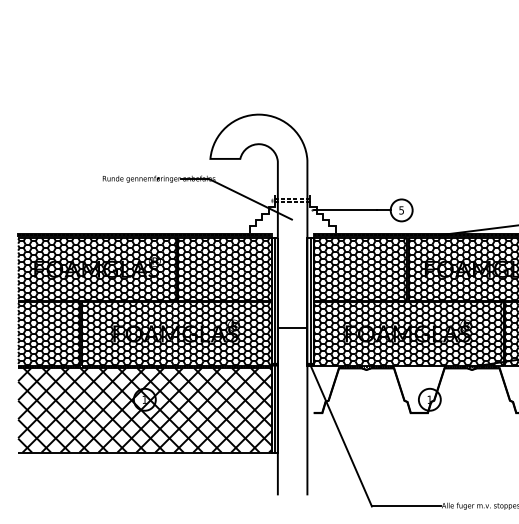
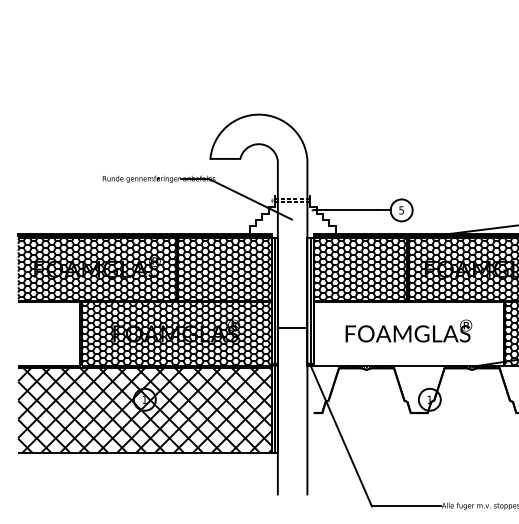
hatch: present -> none (49, 333)
hatch: present -> none (408, 333)
